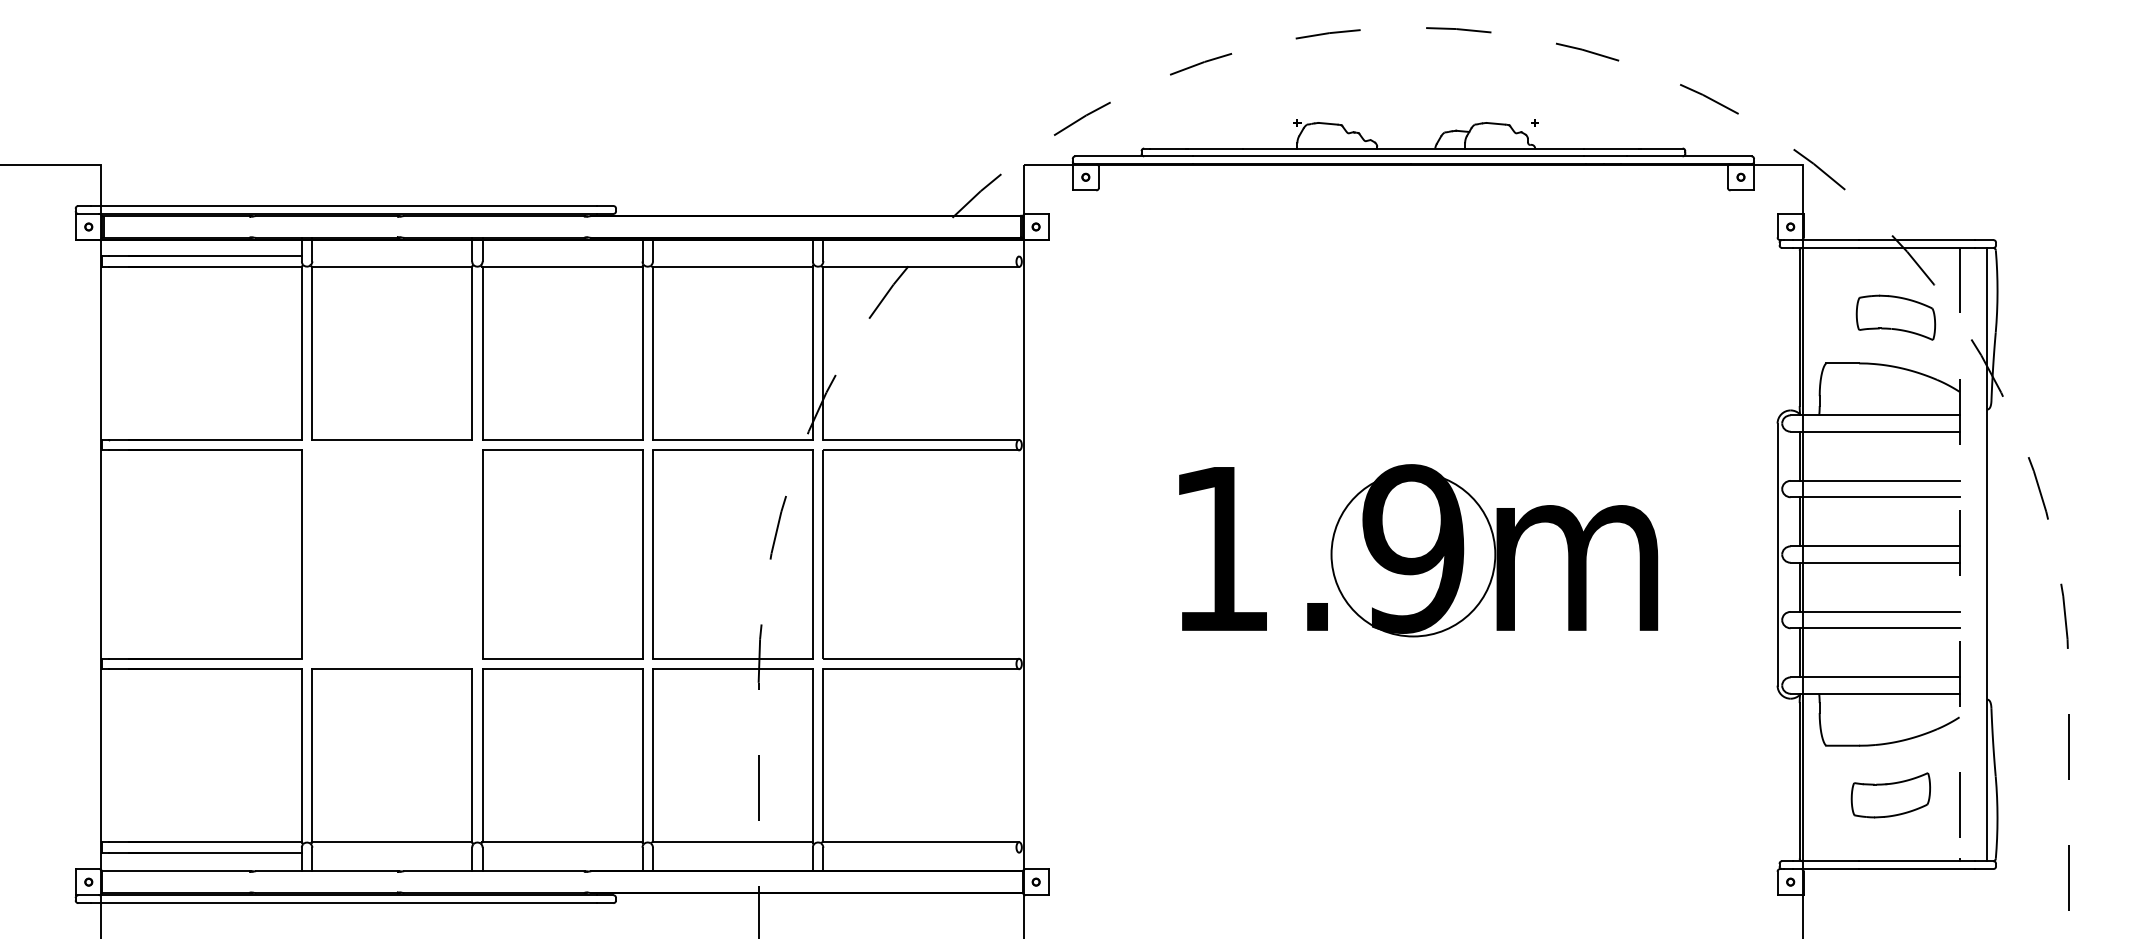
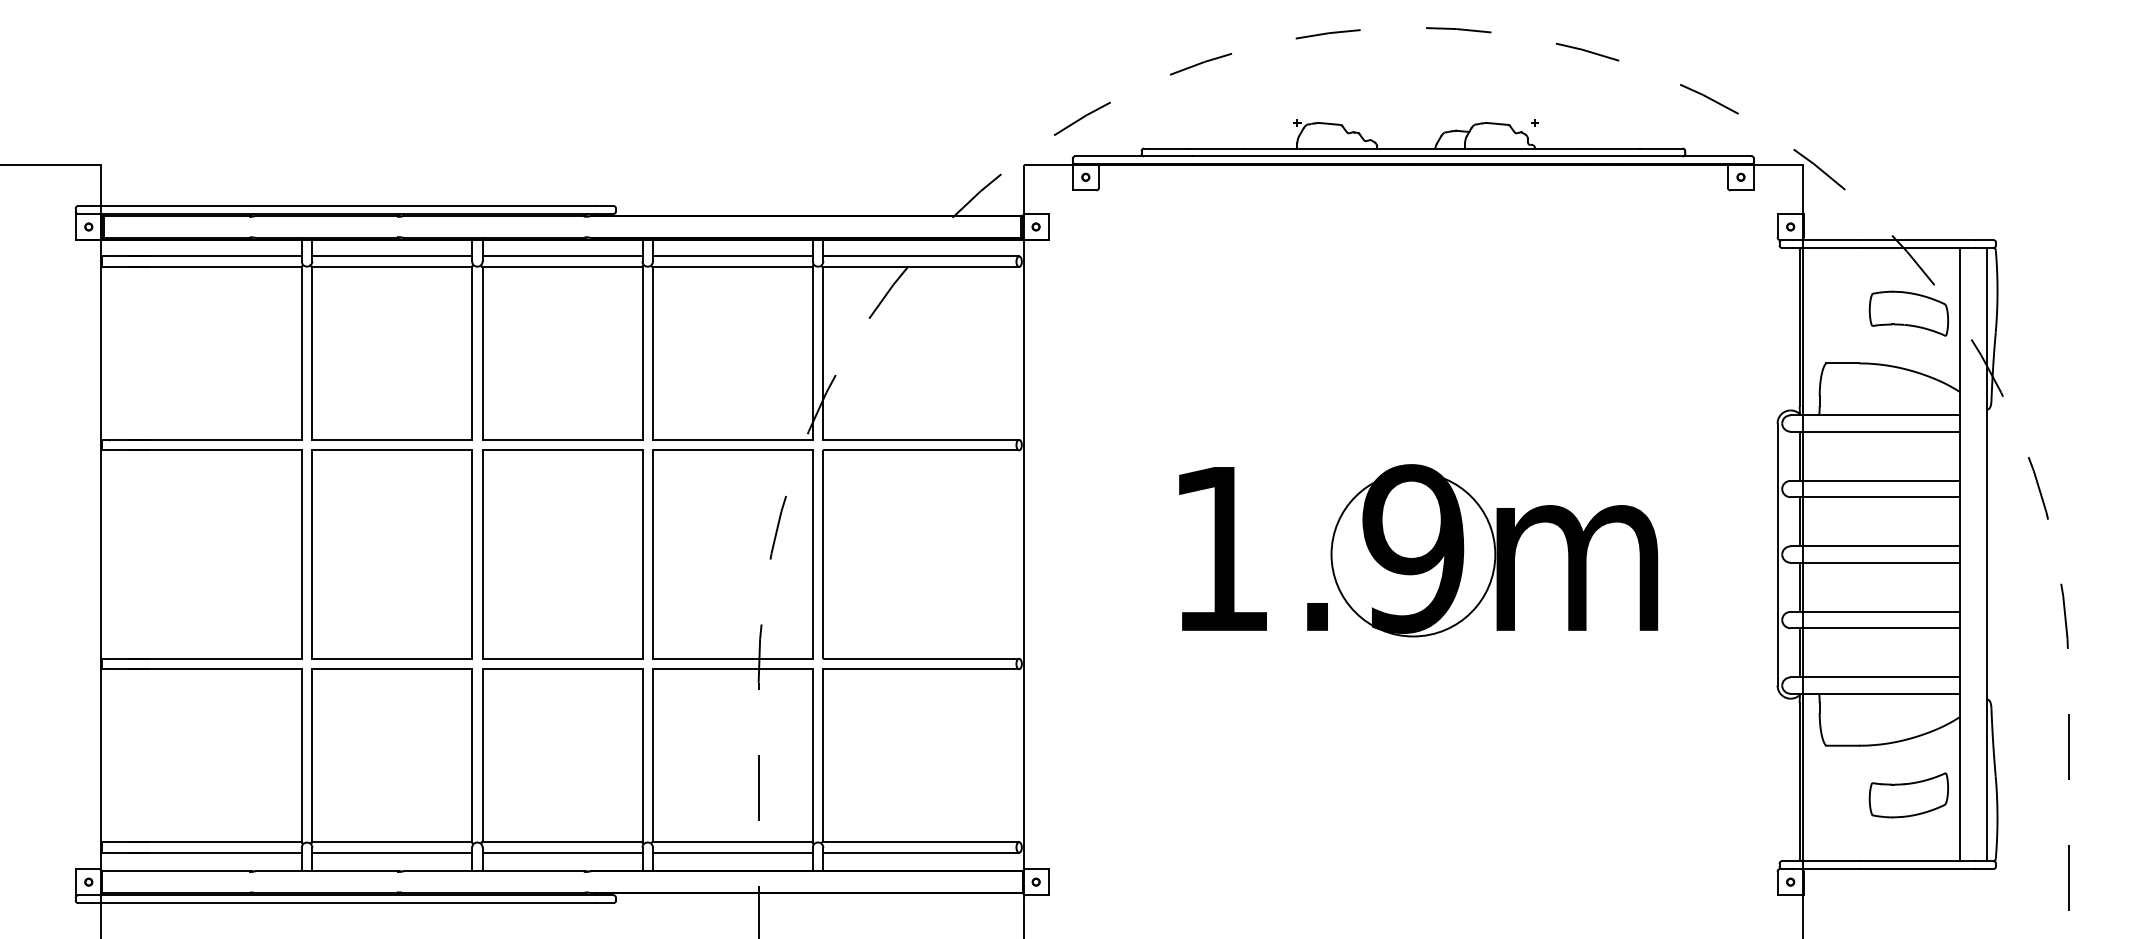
line: none -> present (392, 256)
line: none -> present (562, 256)
line: none -> present (732, 256)
line: none -> present (921, 256)
part position: (1895, 317) -> (1908, 313) (1908, 313)
line: dashed -> solid (1959, 553)
part: none -> present (391, 554)
part position: (1890, 795) -> (1908, 795) (1908, 795)
line: none -> present (392, 852)
line: none -> present (562, 852)
line: none -> present (732, 852)
line: none -> present (921, 852)
